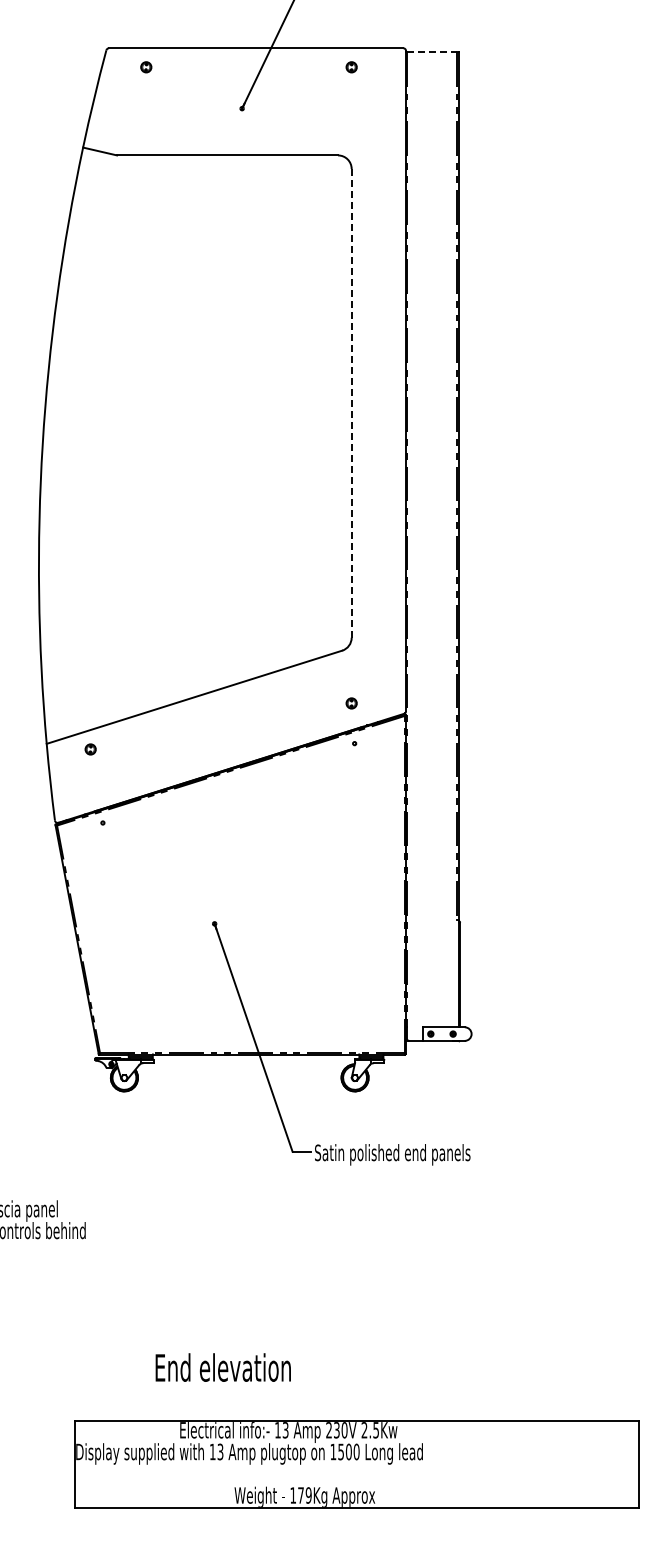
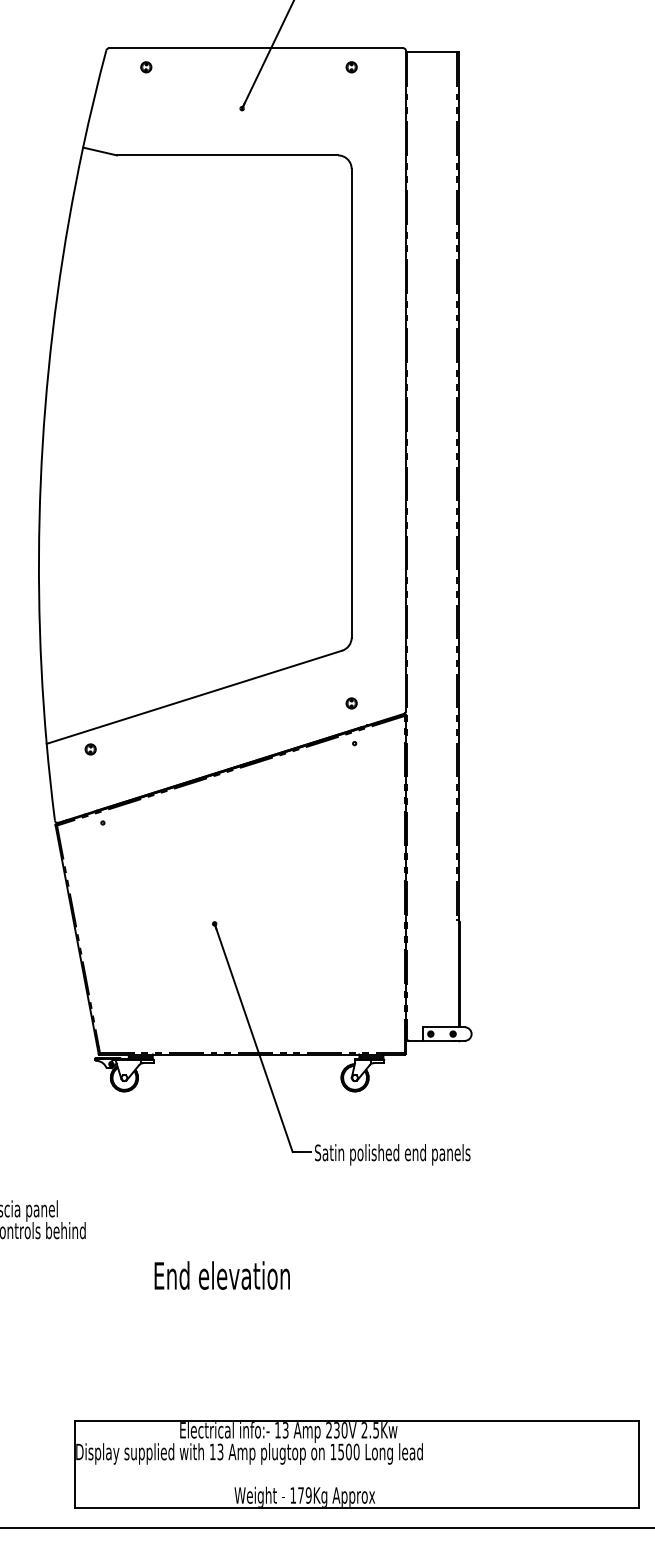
line: dashed -> solid (432, 52)
line: dashed -> solid (351, 403)
text position: (222, 1367) -> (221, 1275) (221, 1275)
line: none -> present (326, 1528)
